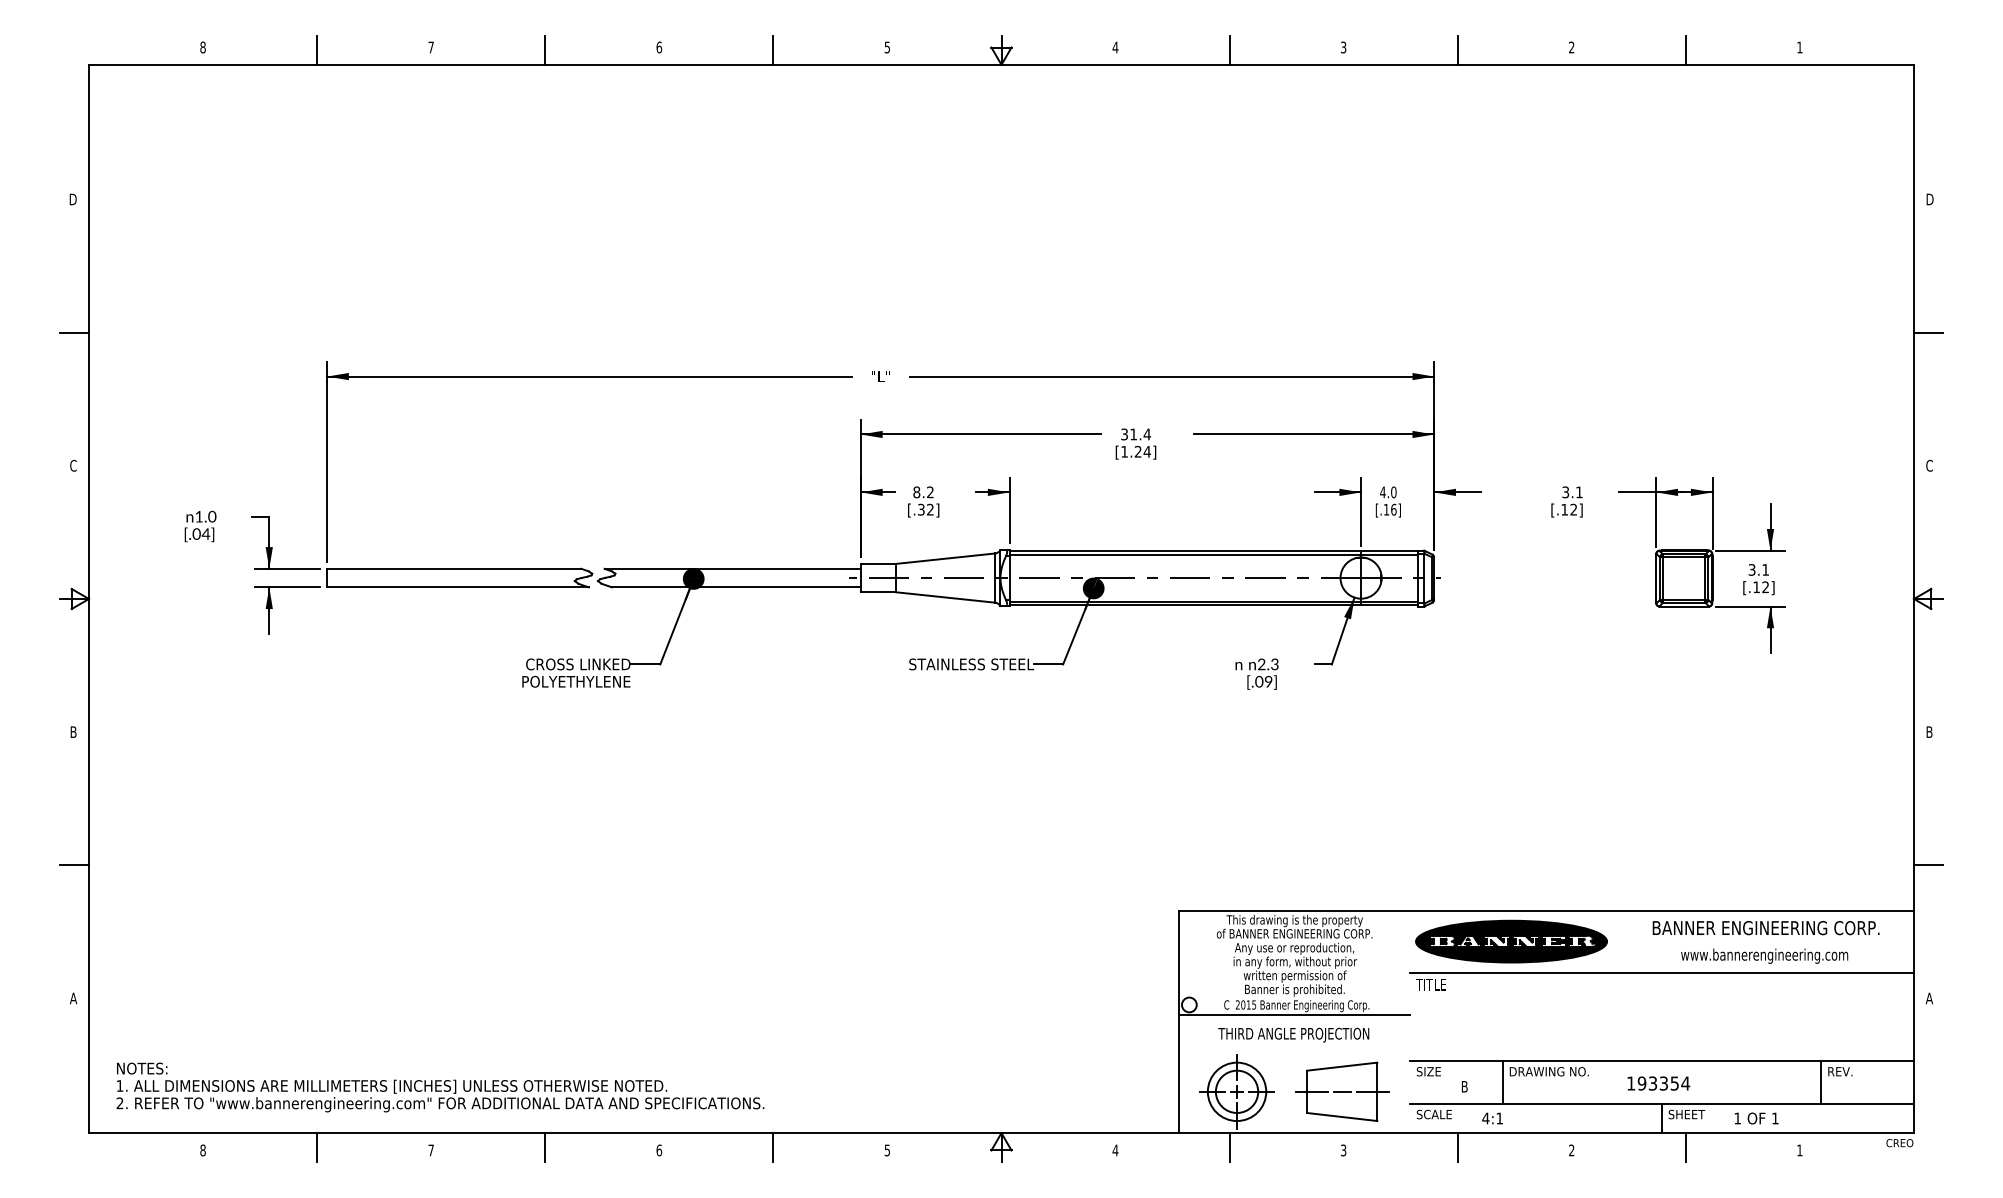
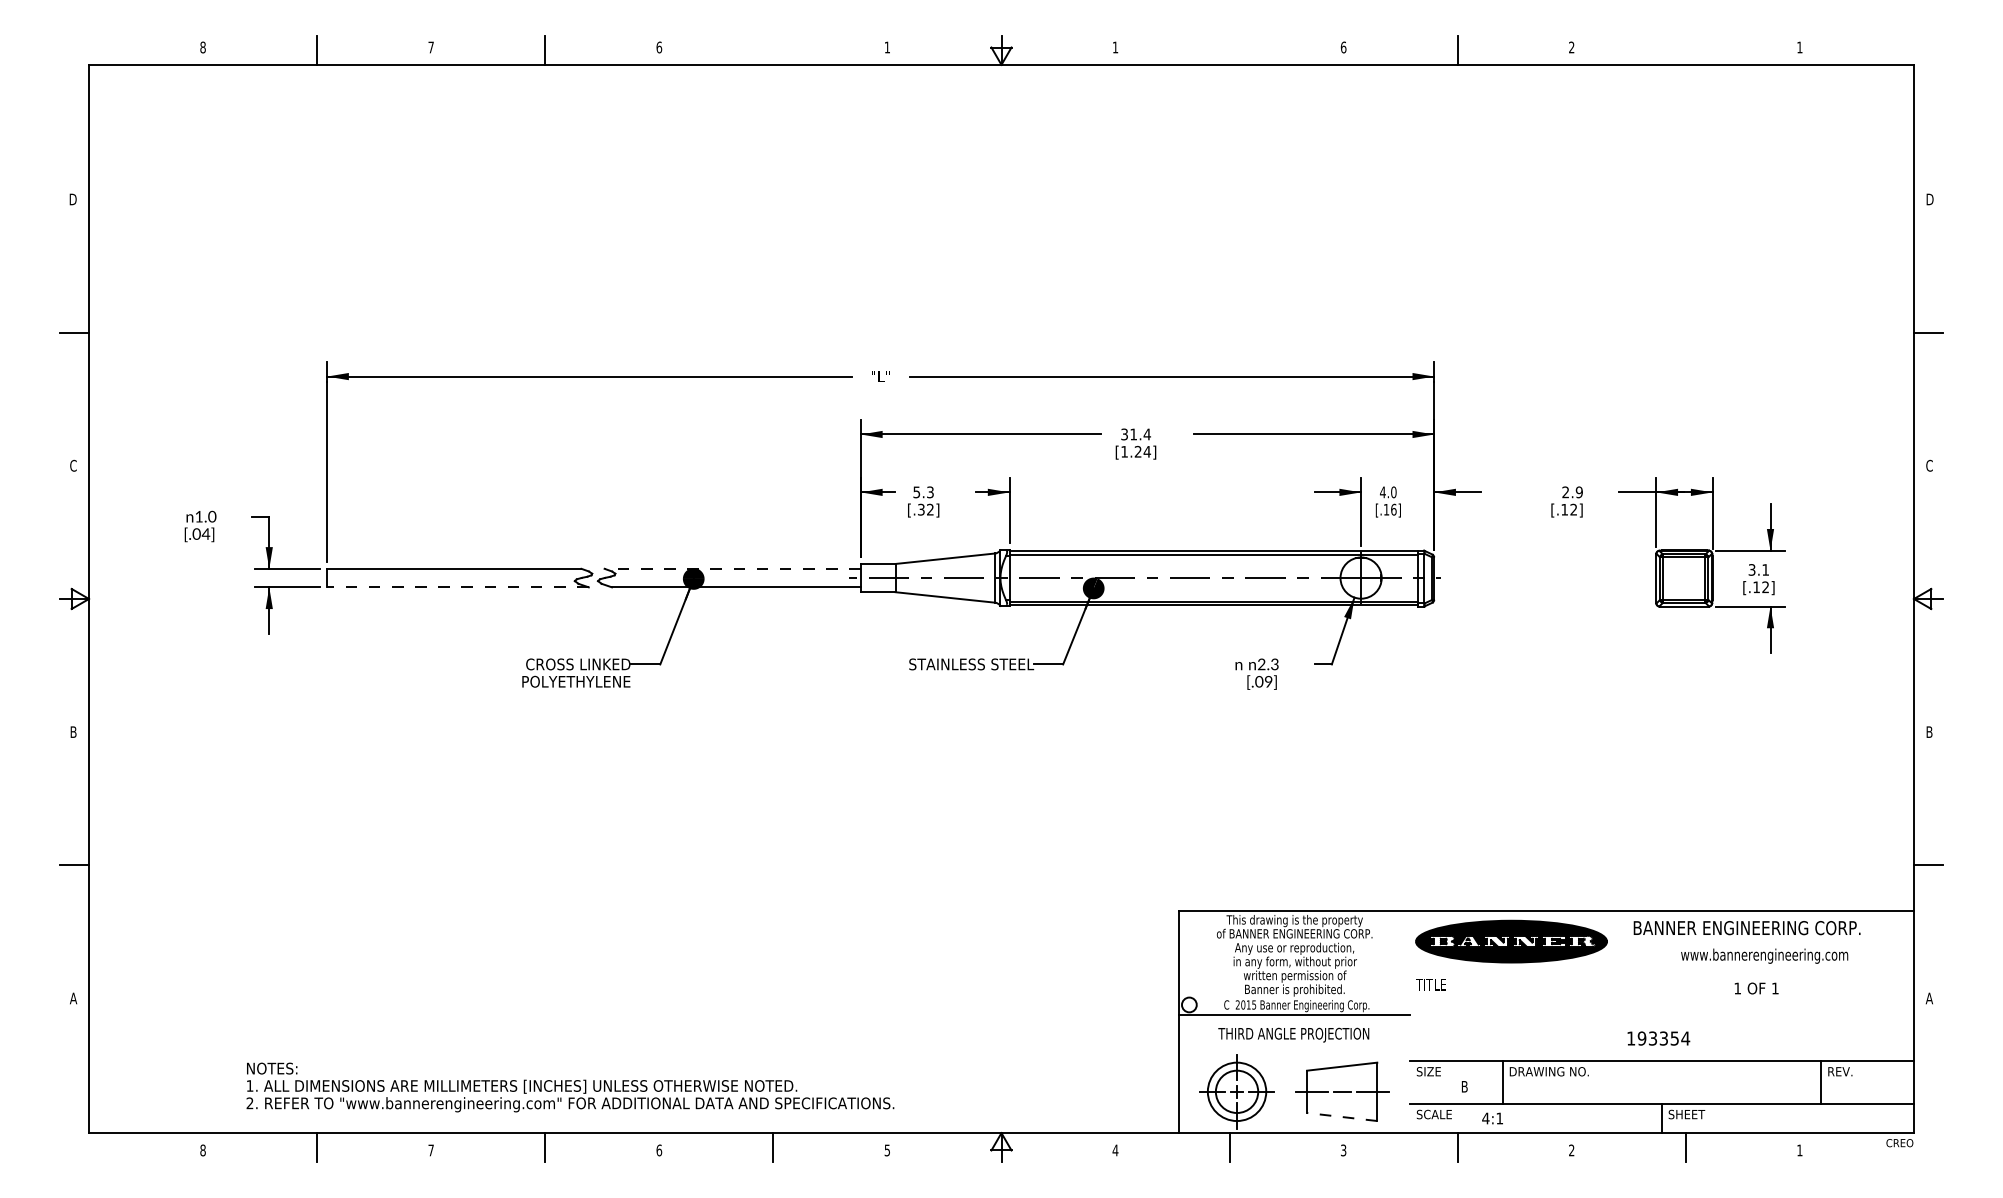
text: 5 -> 1 (886, 47)
text: 4 -> 1 (1115, 47)
text: 3 -> 6 (1343, 47)
line: present -> none (773, 49)
line: present -> none (1229, 49)
line: present -> none (1685, 49)
text: 8.2 -> 5.3 (923, 492)
text: 3.1 -> 2.9 (1572, 492)
line: solid -> dashed (732, 568)
line: solid -> dashed (457, 587)
text position: (1765, 928) -> (1746, 928) (1746, 928)
line: present -> none (1661, 973)
text position: (1658, 1083) -> (1658, 1038) (1658, 1038)
text position: (440, 1087) -> (570, 1087) (570, 1087)
line: solid -> dashed (1341, 1116)
text position: (1756, 1118) -> (1756, 988) (1756, 988)
